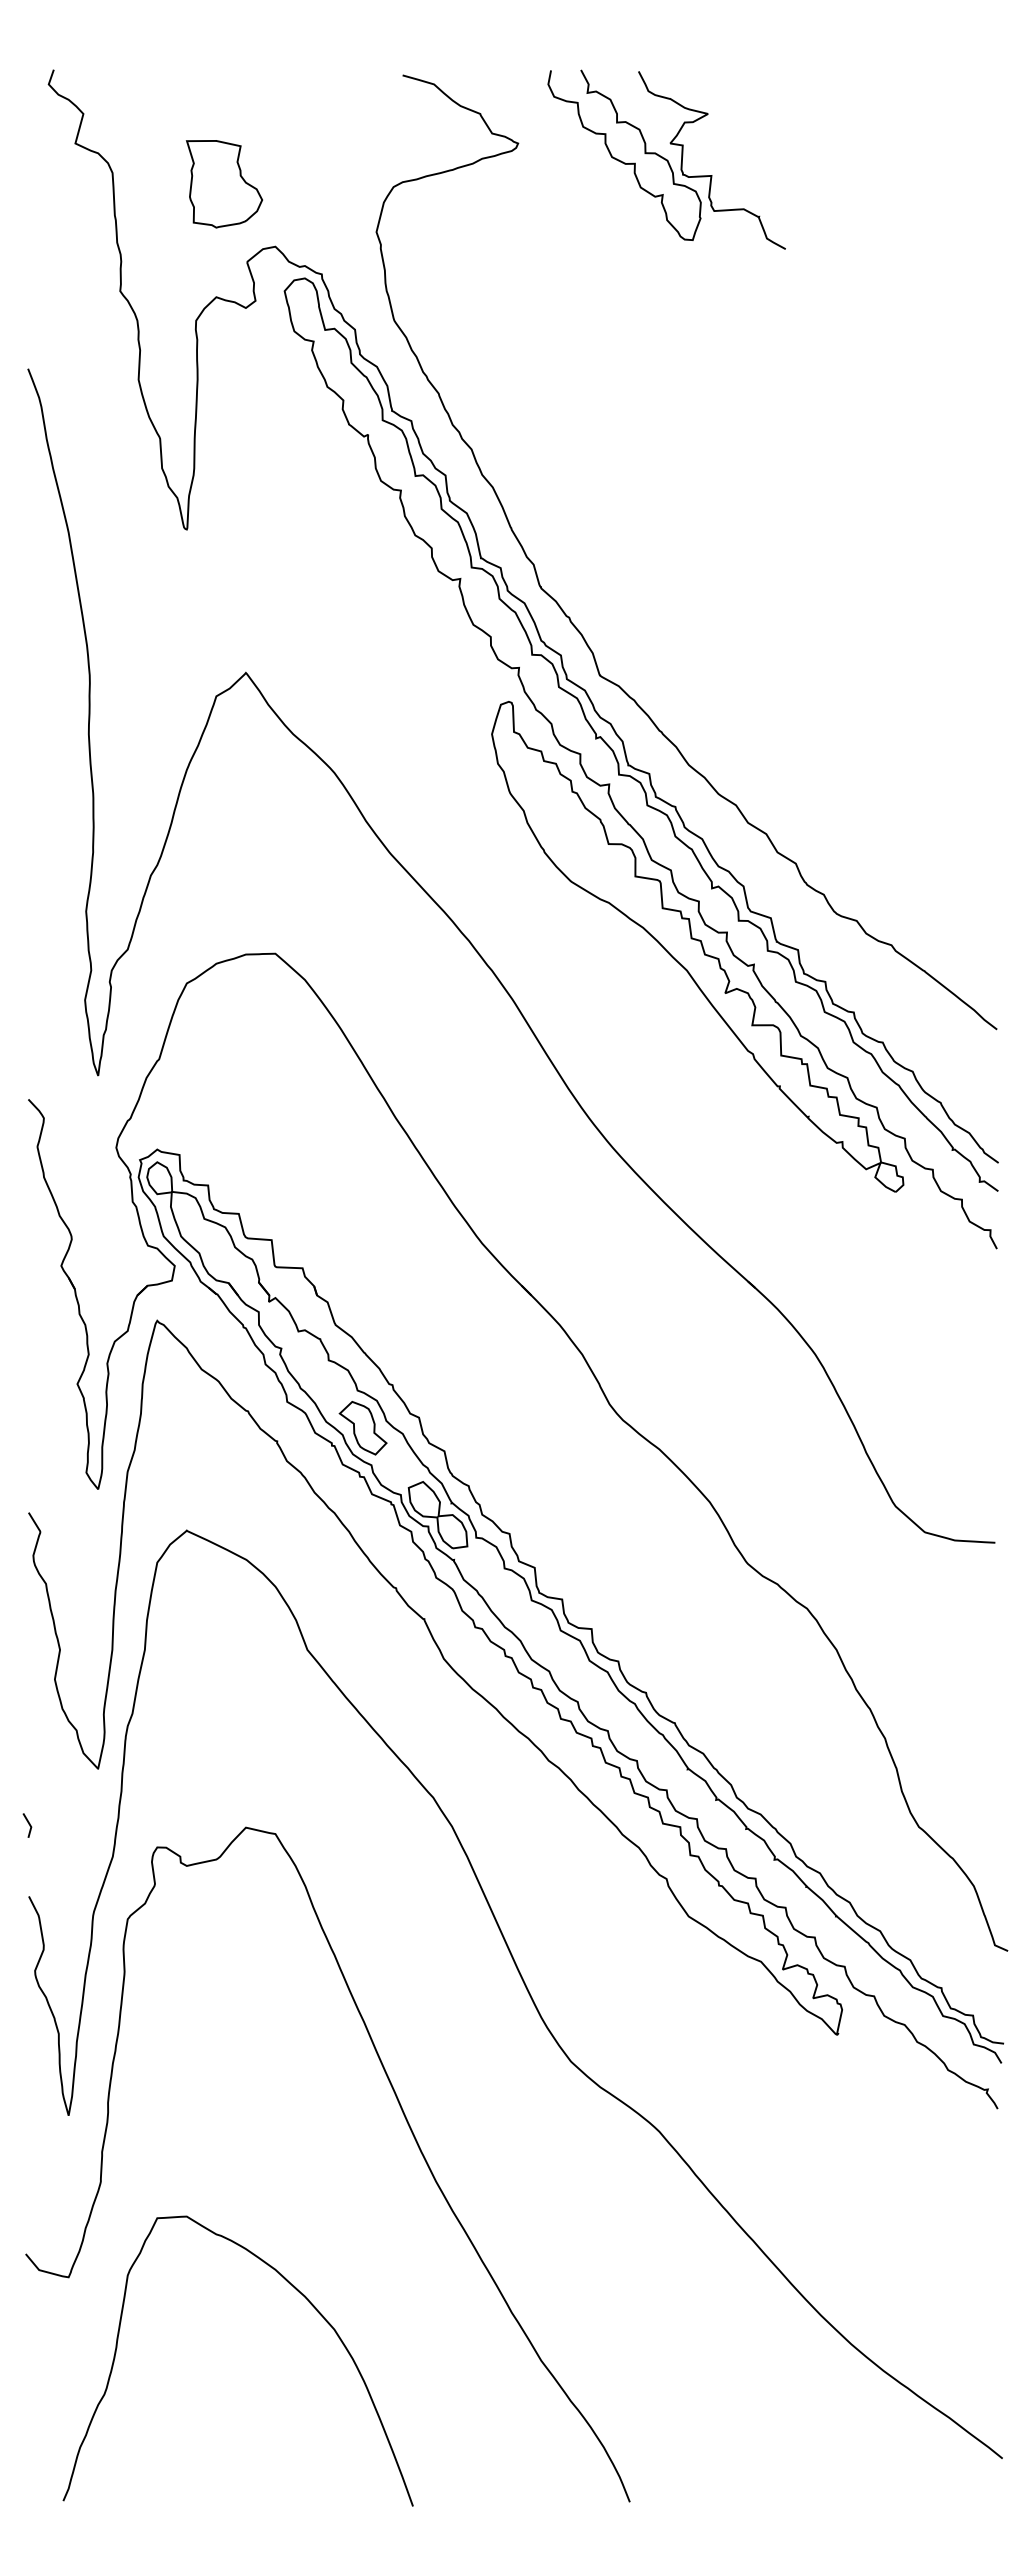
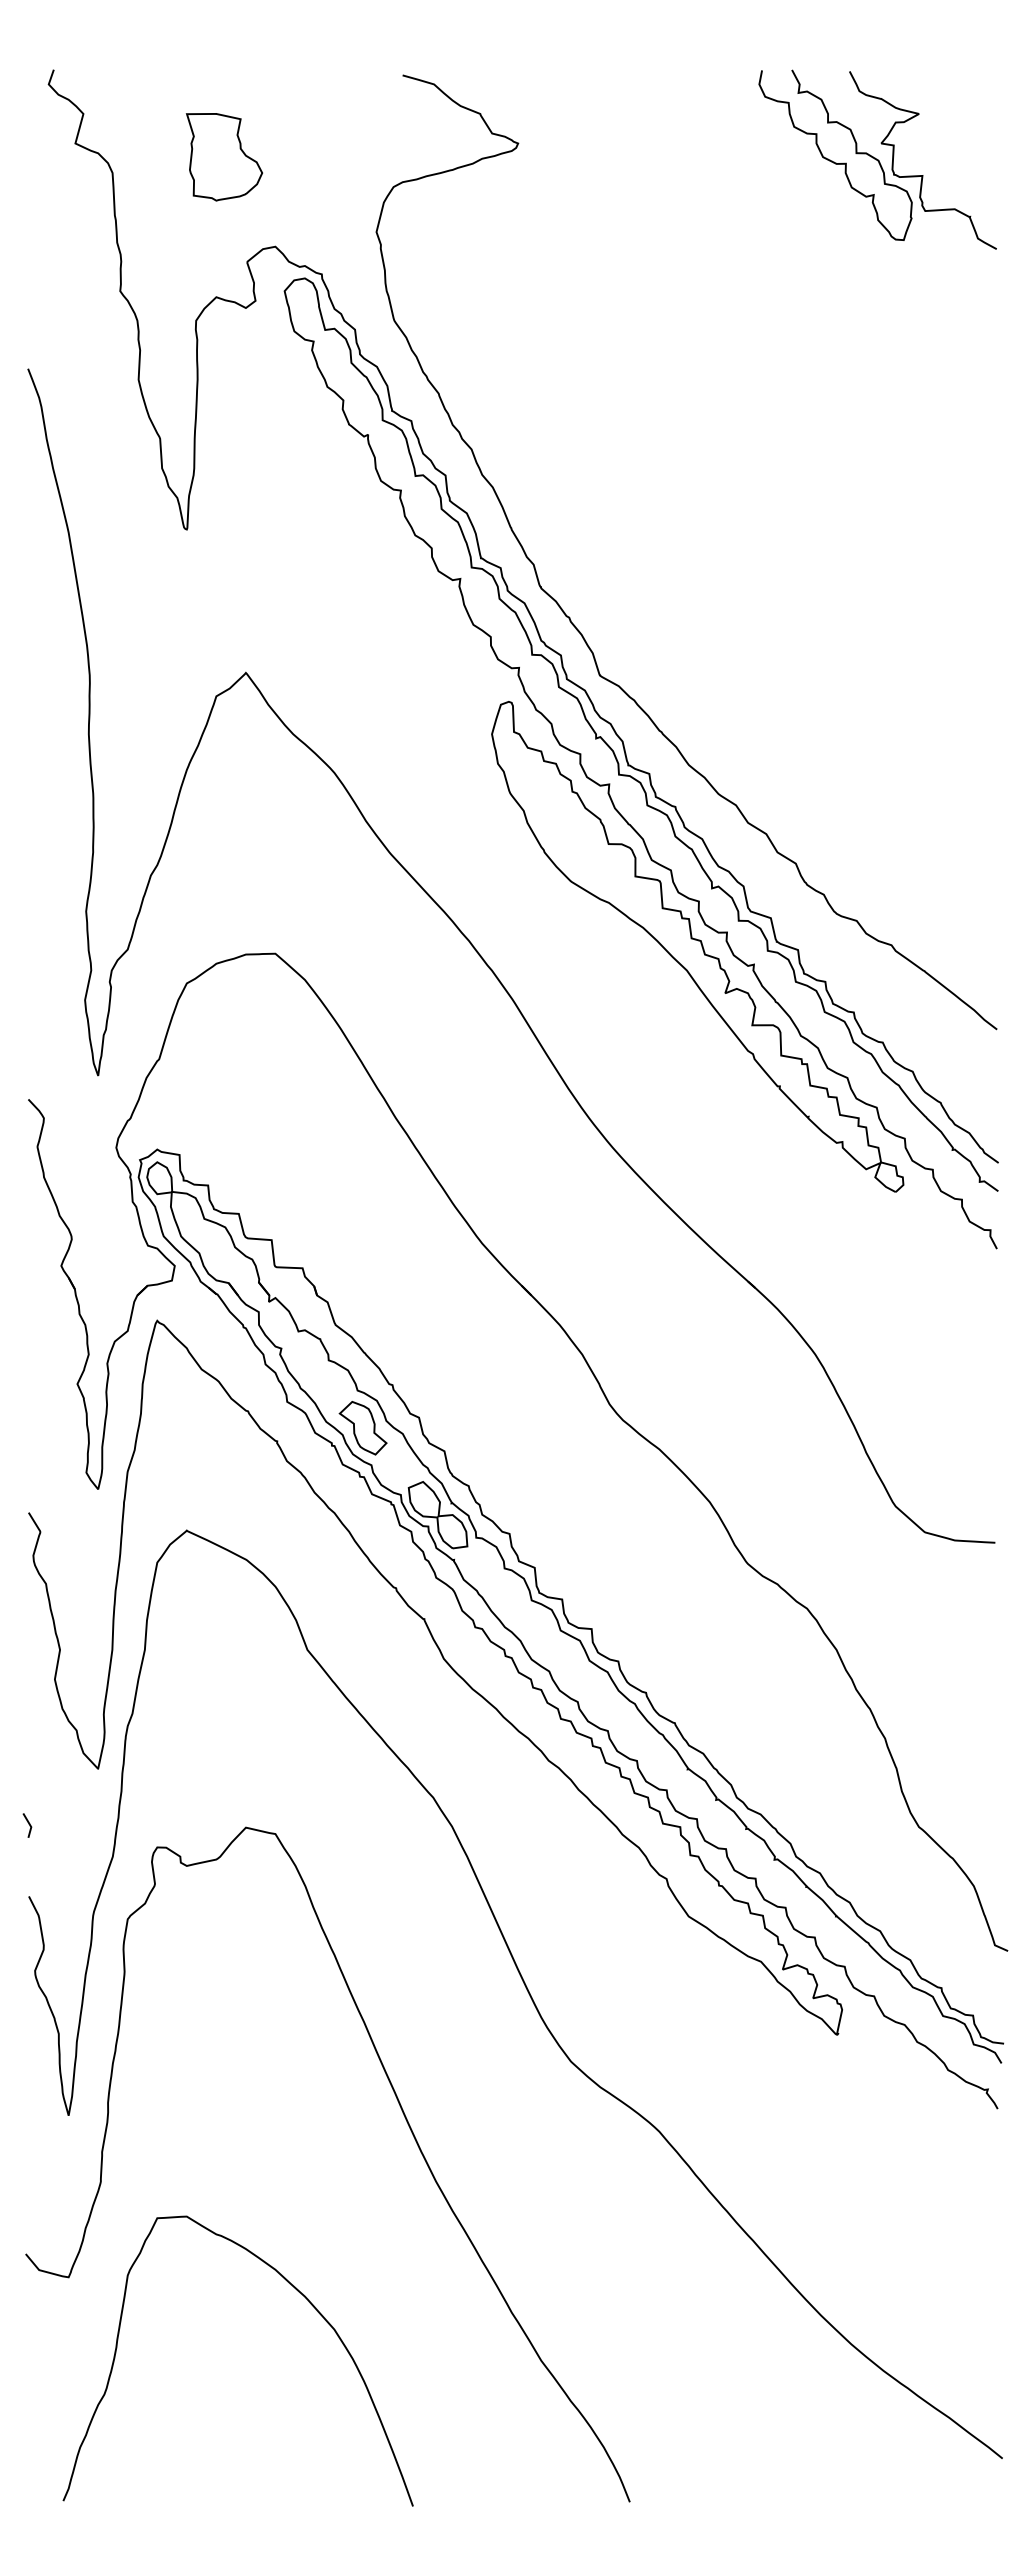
part position: (666, 159) -> (877, 159) (877, 159)
part position: (224, 184) -> (224, 157) (224, 157)
